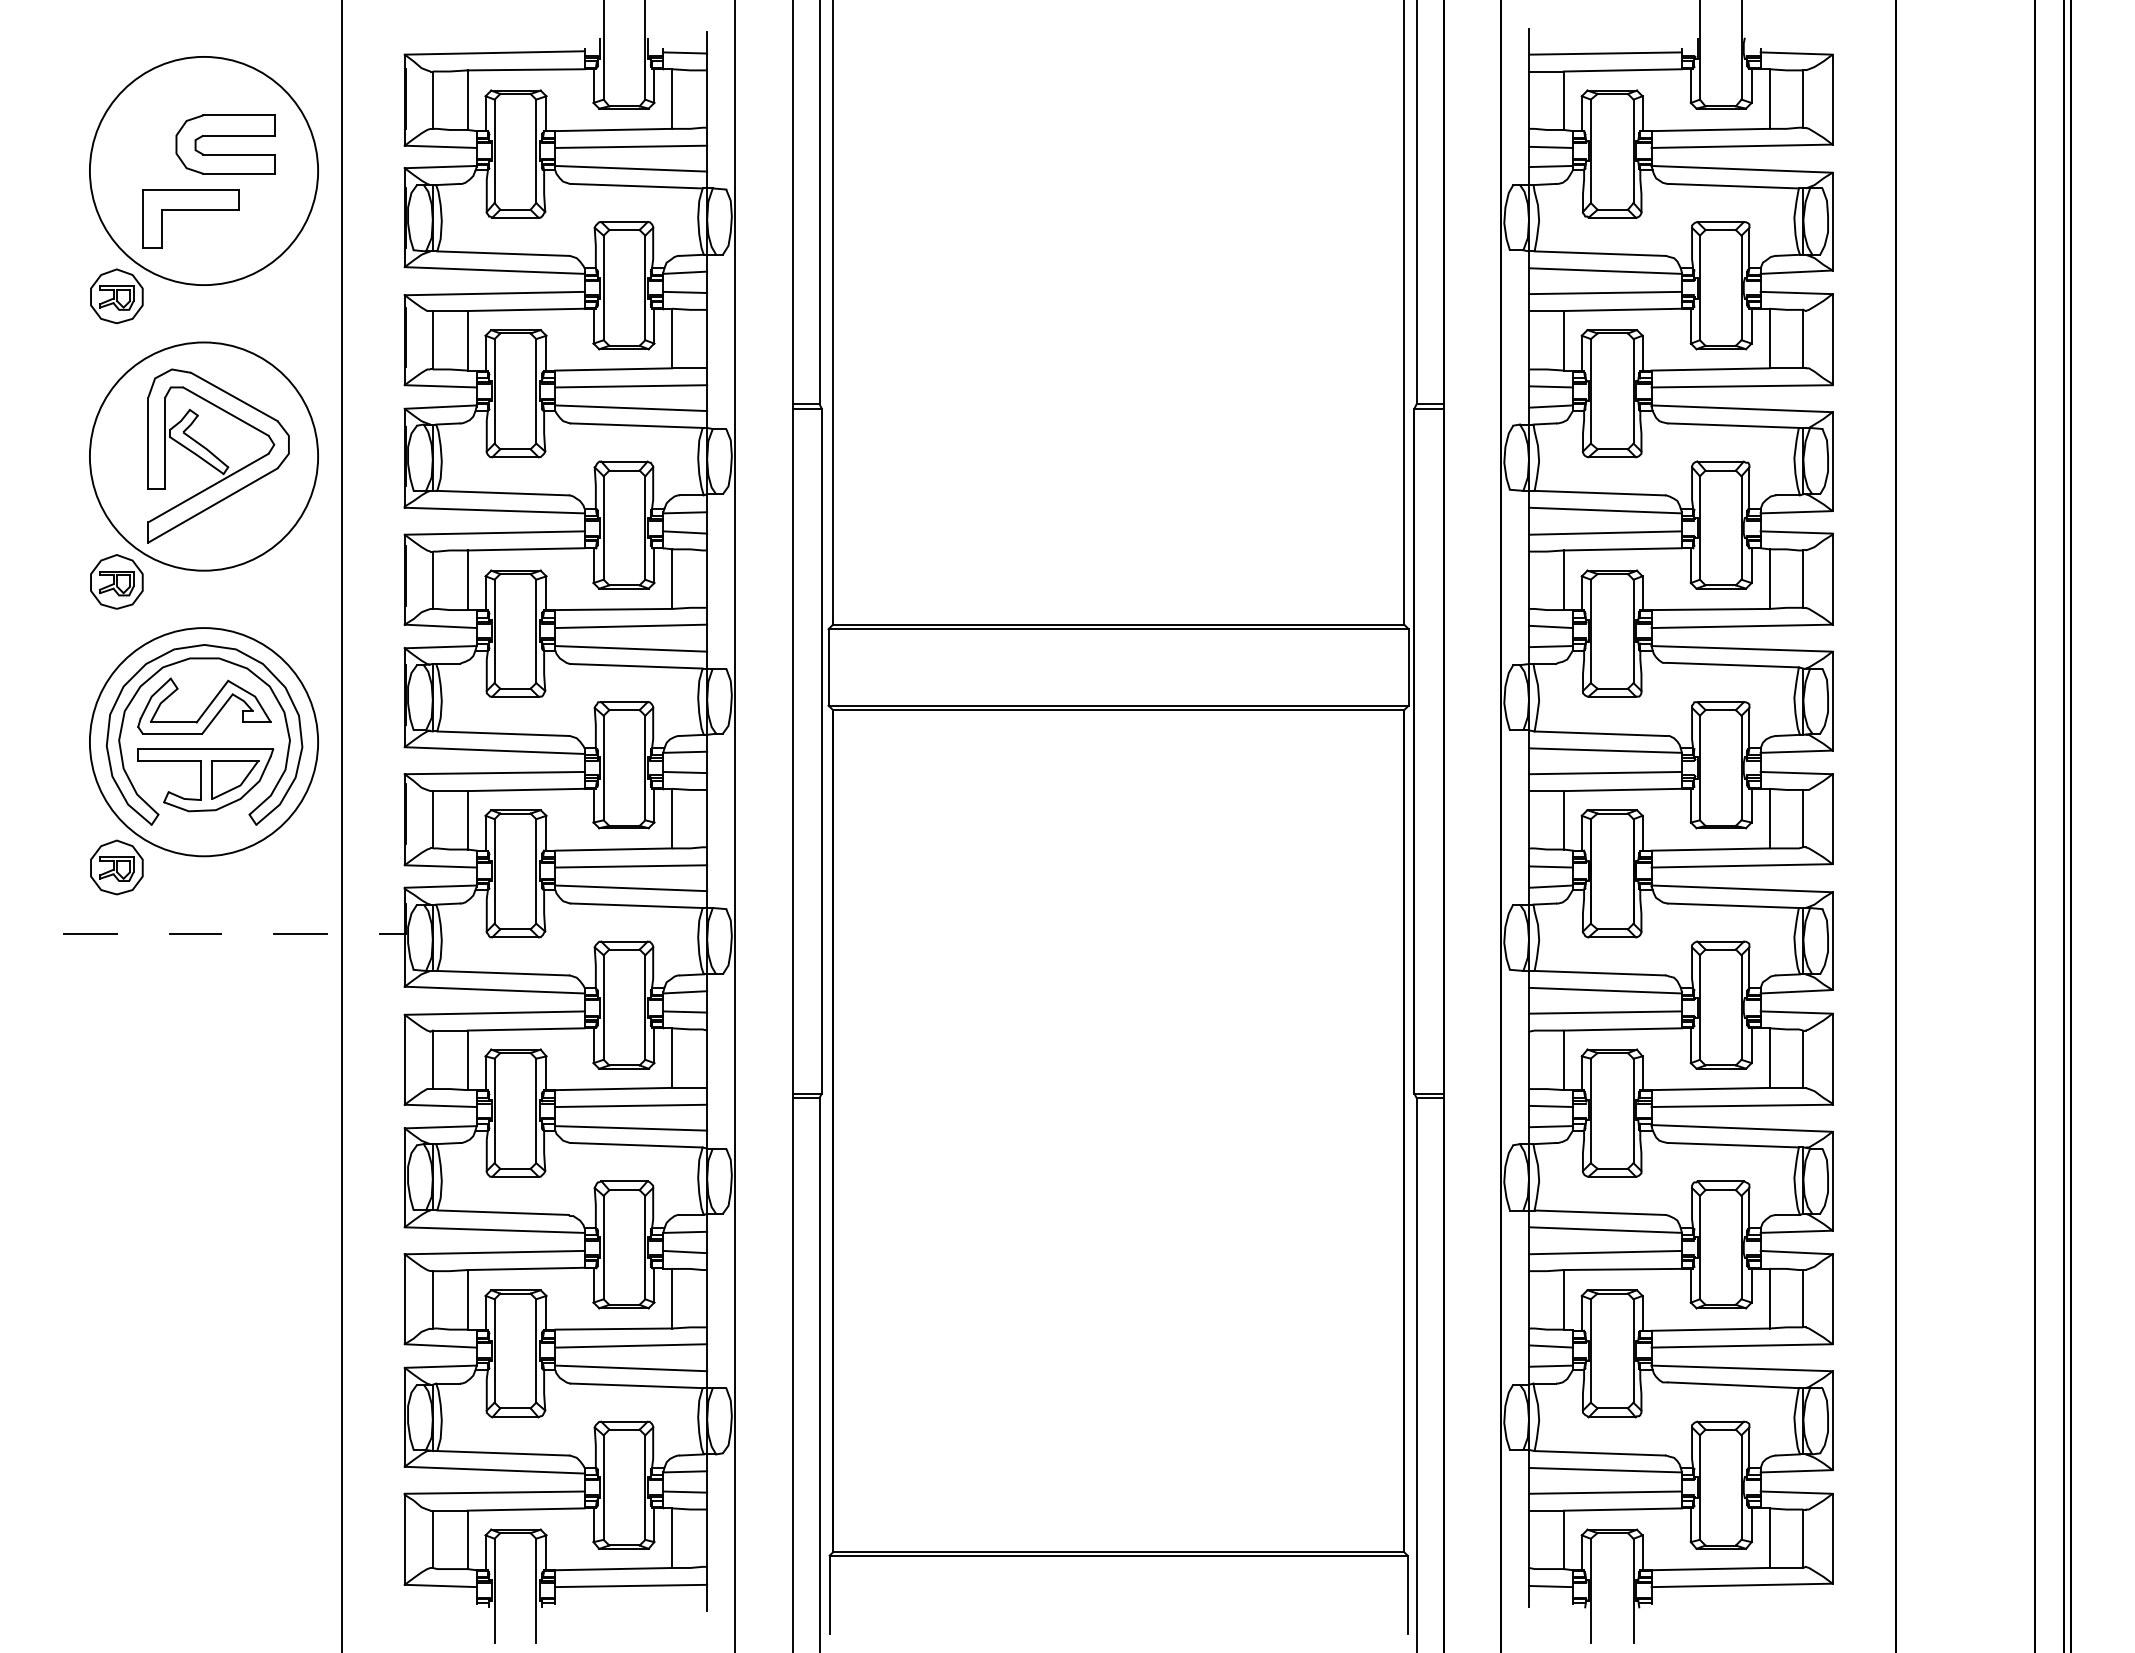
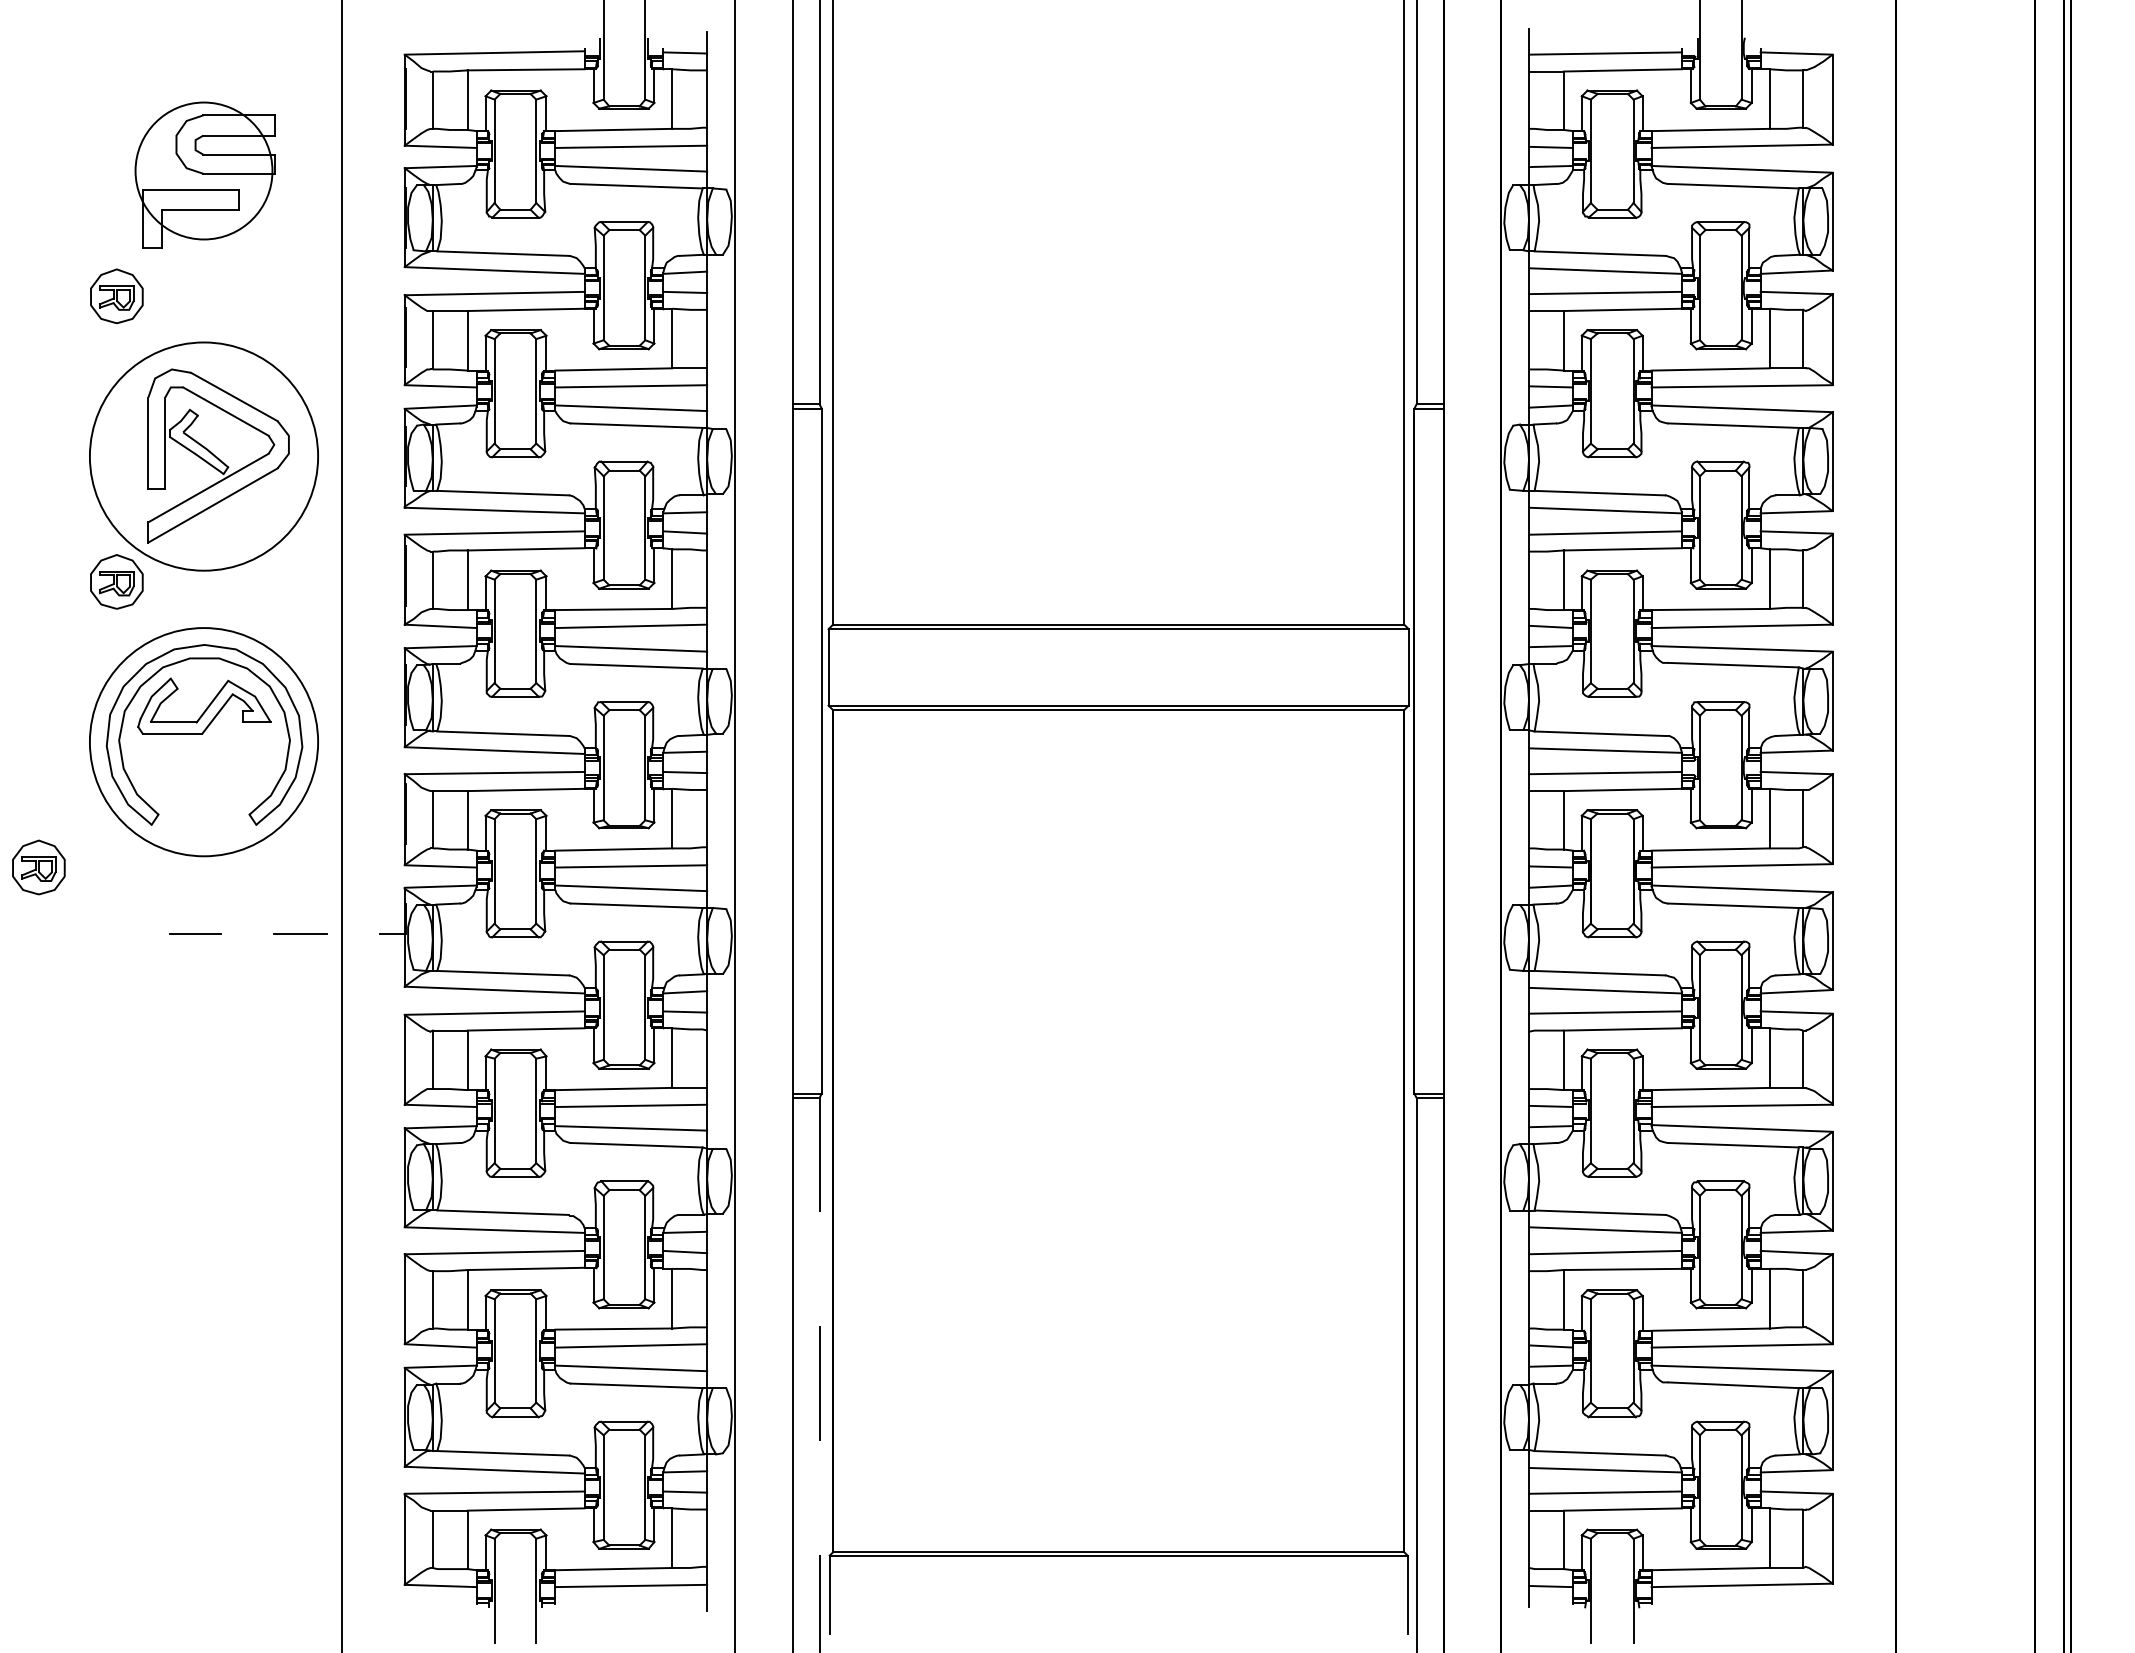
circle diameter: 228 px -> 137 px (203, 170)
part: present -> none (205, 780)
part position: (116, 867) -> (38, 867) (38, 867)
line: present -> none (90, 933)
line: solid -> dashed (819, 1375)
